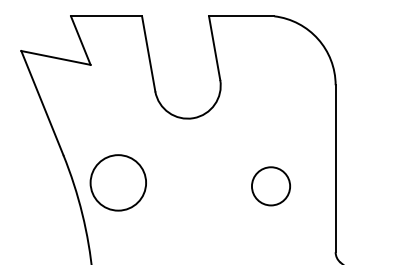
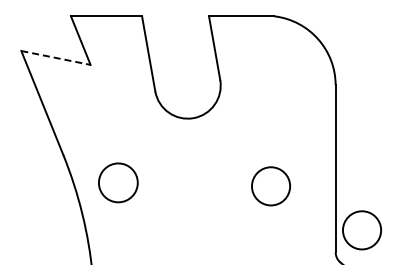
line: solid -> dashed (56, 58)
circle diameter: 56 px -> 39 px (117, 182)
circle: none -> present (361, 230)
